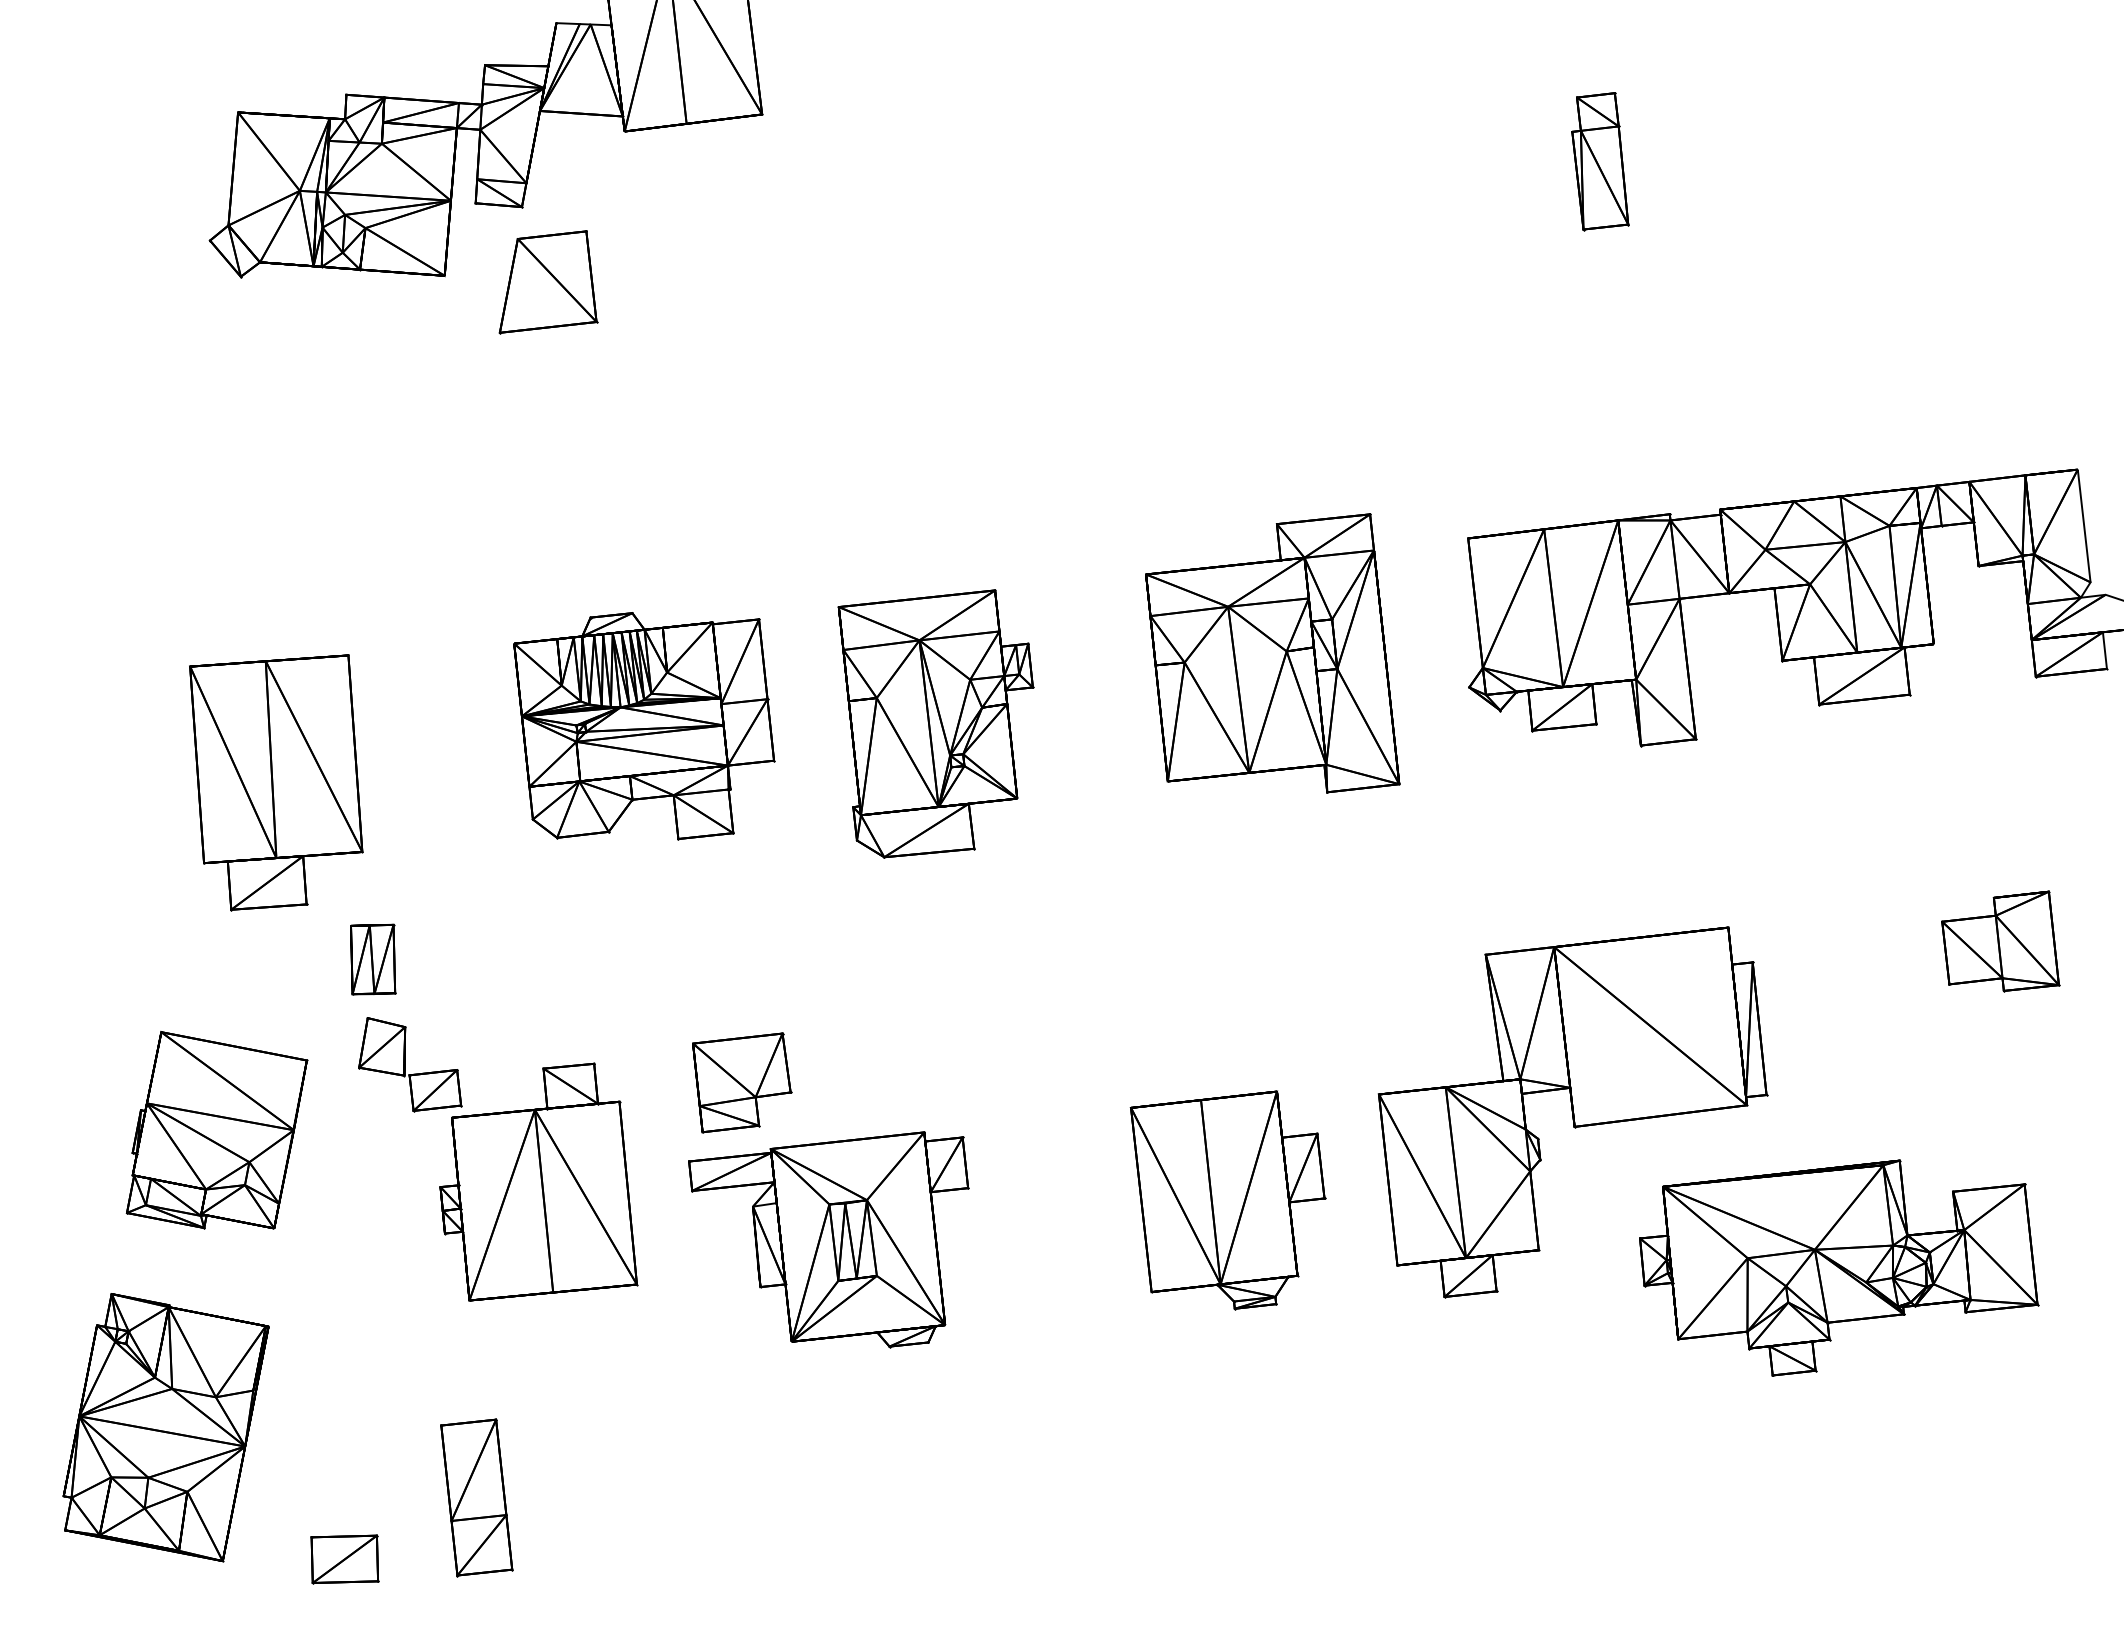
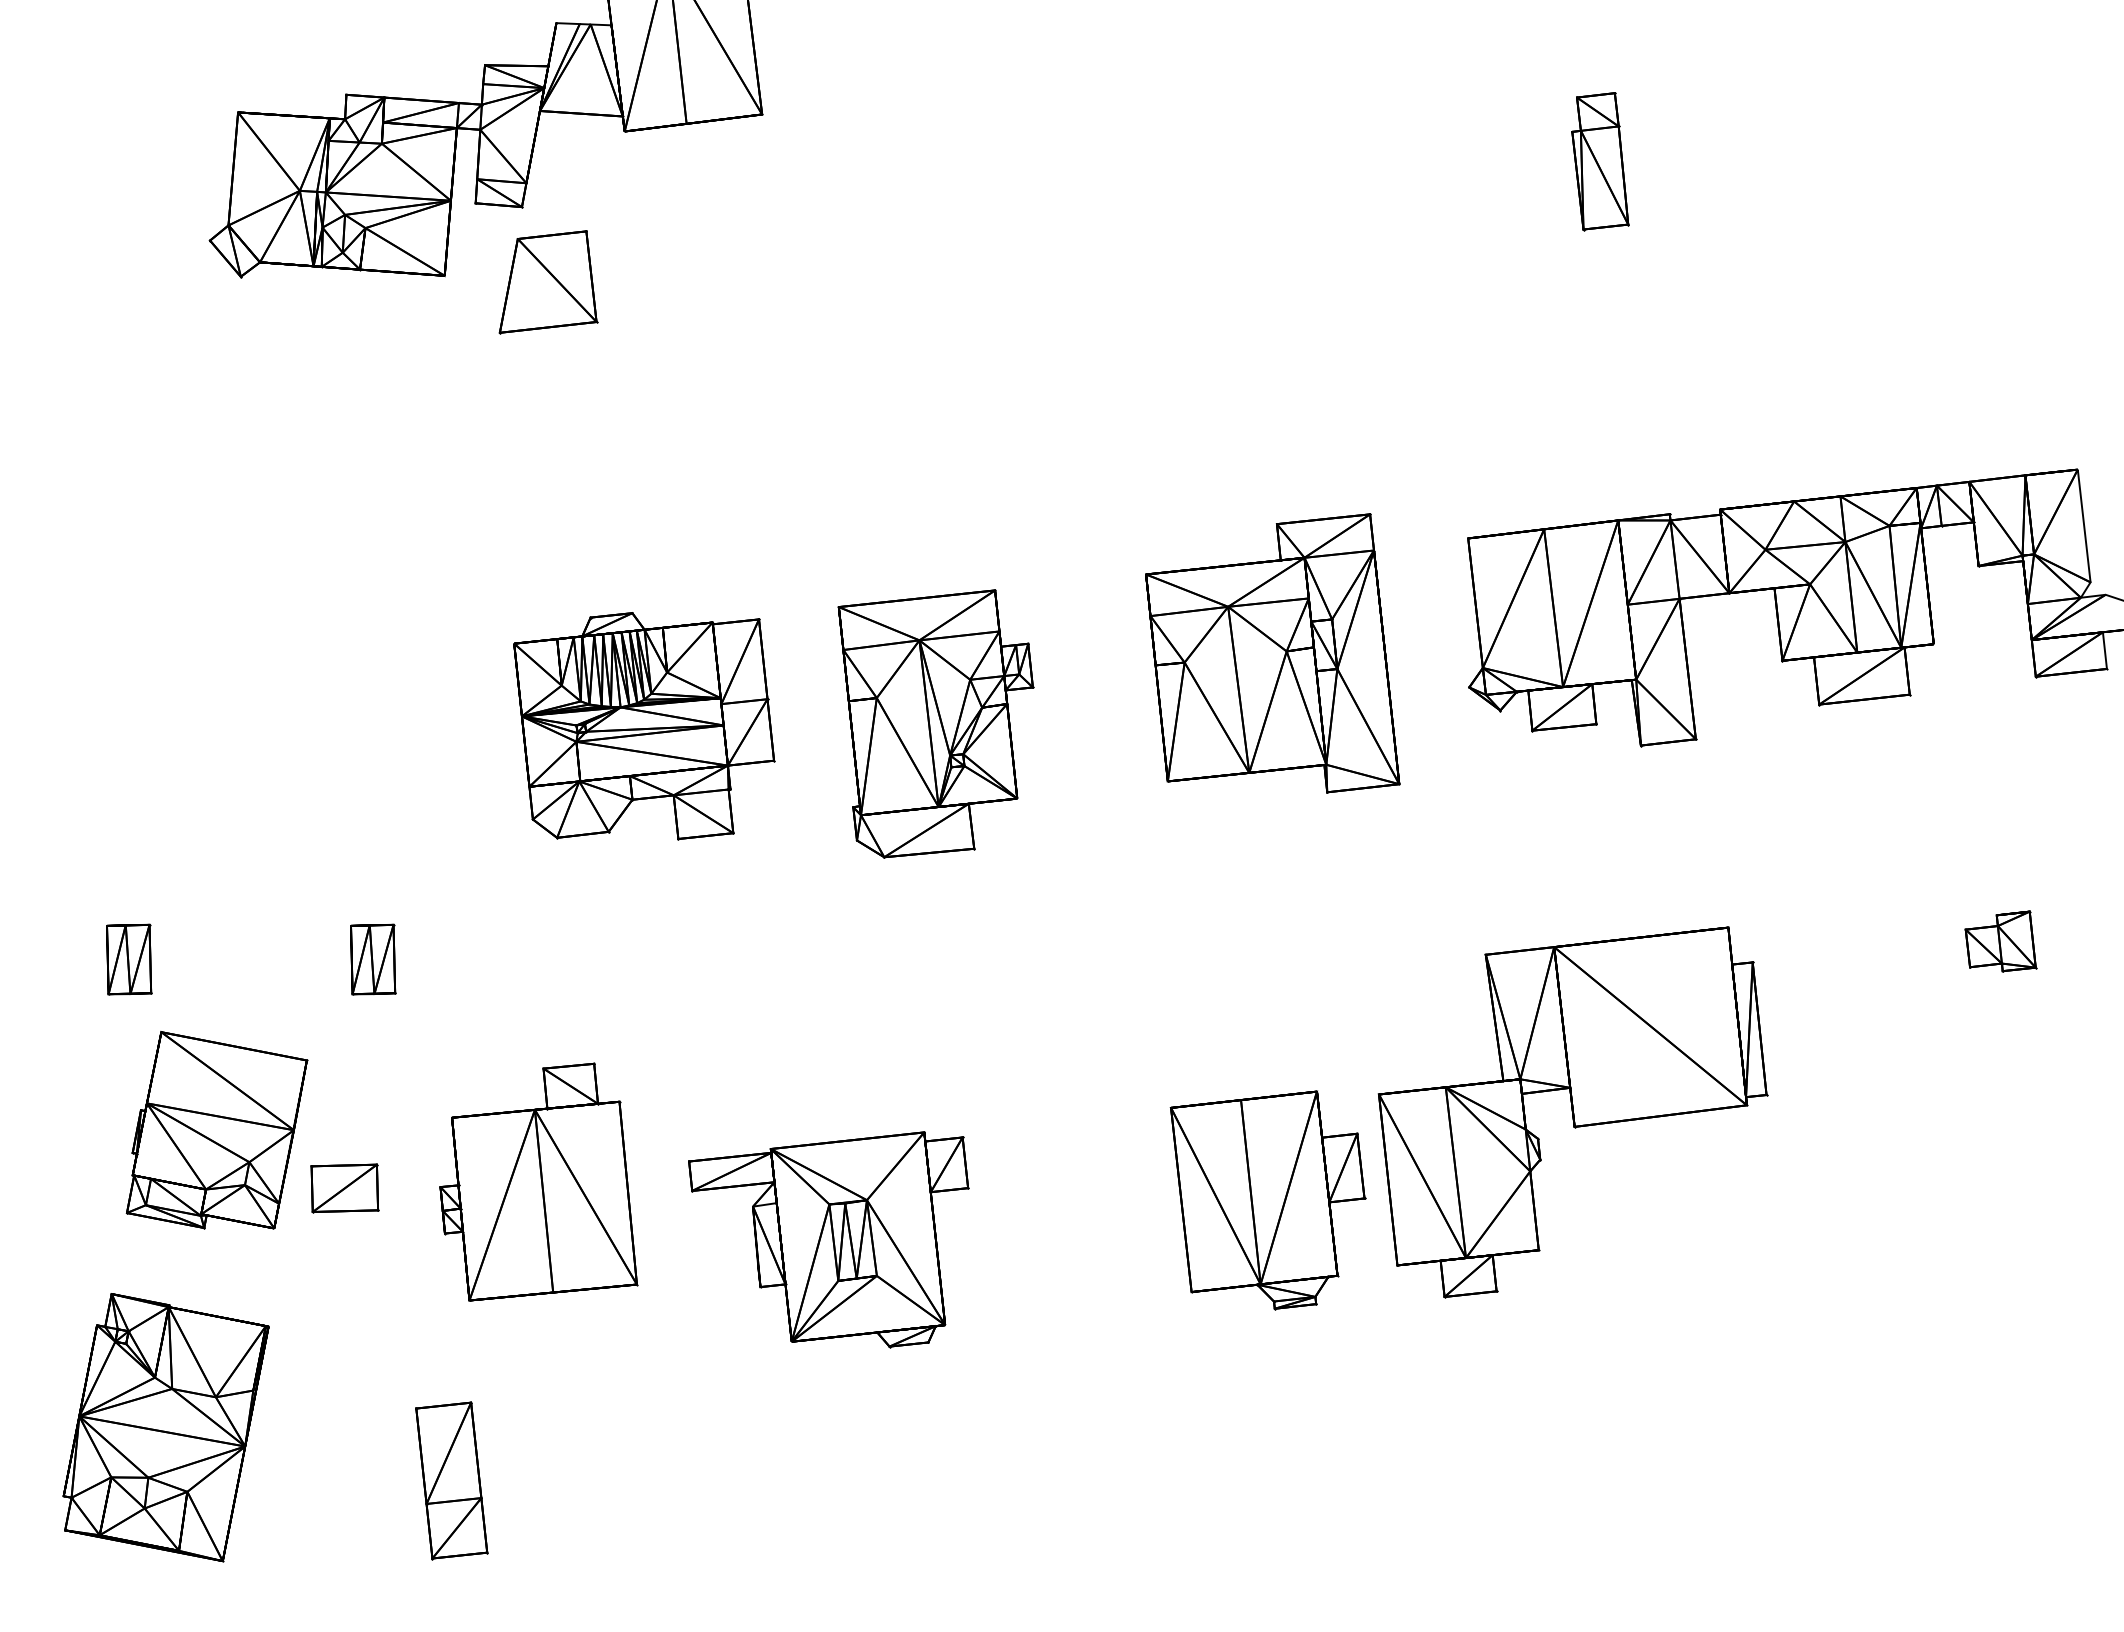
part: present -> none (276, 782)
part size: 120x103 px -> 74x63 px (2000, 941)
part: none -> present (129, 959)
part: present -> none (410, 1064)
part: present -> none (742, 1082)
part position: (1227, 1200) -> (1267, 1200) (1267, 1200)
part: present -> none (1839, 1267)
part position: (476, 1497) -> (451, 1480) (451, 1480)
part position: (344, 1559) -> (344, 1188) (344, 1188)
